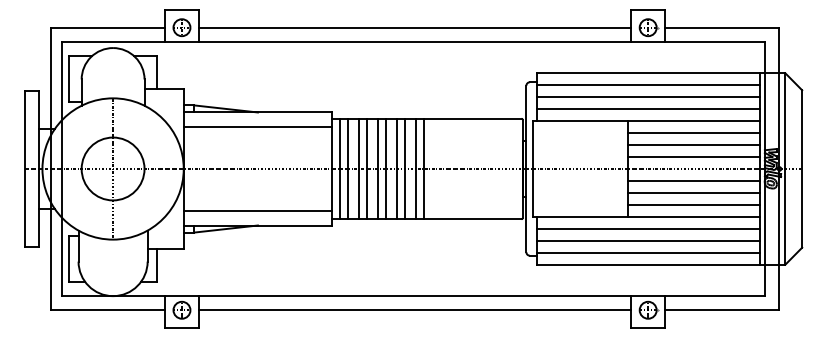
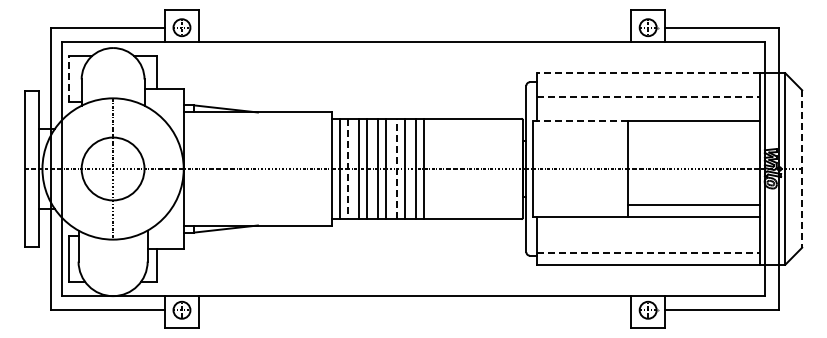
line: present -> none (414, 27)
line: solid -> dashed (648, 73)
line: solid -> dashed (68, 78)
line: present -> none (648, 85)
line: solid -> dashed (648, 97)
line: present -> none (648, 109)
line: solid -> dashed (581, 121)
line: present -> none (257, 126)
line: present -> none (693, 133)
line: present -> none (693, 145)
line: present -> none (693, 157)
line: solid -> dashed (396, 168)
line: solid -> dashed (347, 169)
line: solid -> dashed (802, 169)
line: present -> none (693, 180)
line: present -> none (693, 192)
line: present -> none (257, 211)
line: present -> none (648, 228)
line: present -> none (648, 240)
line: solid -> dashed (648, 252)
line: present -> none (414, 310)
